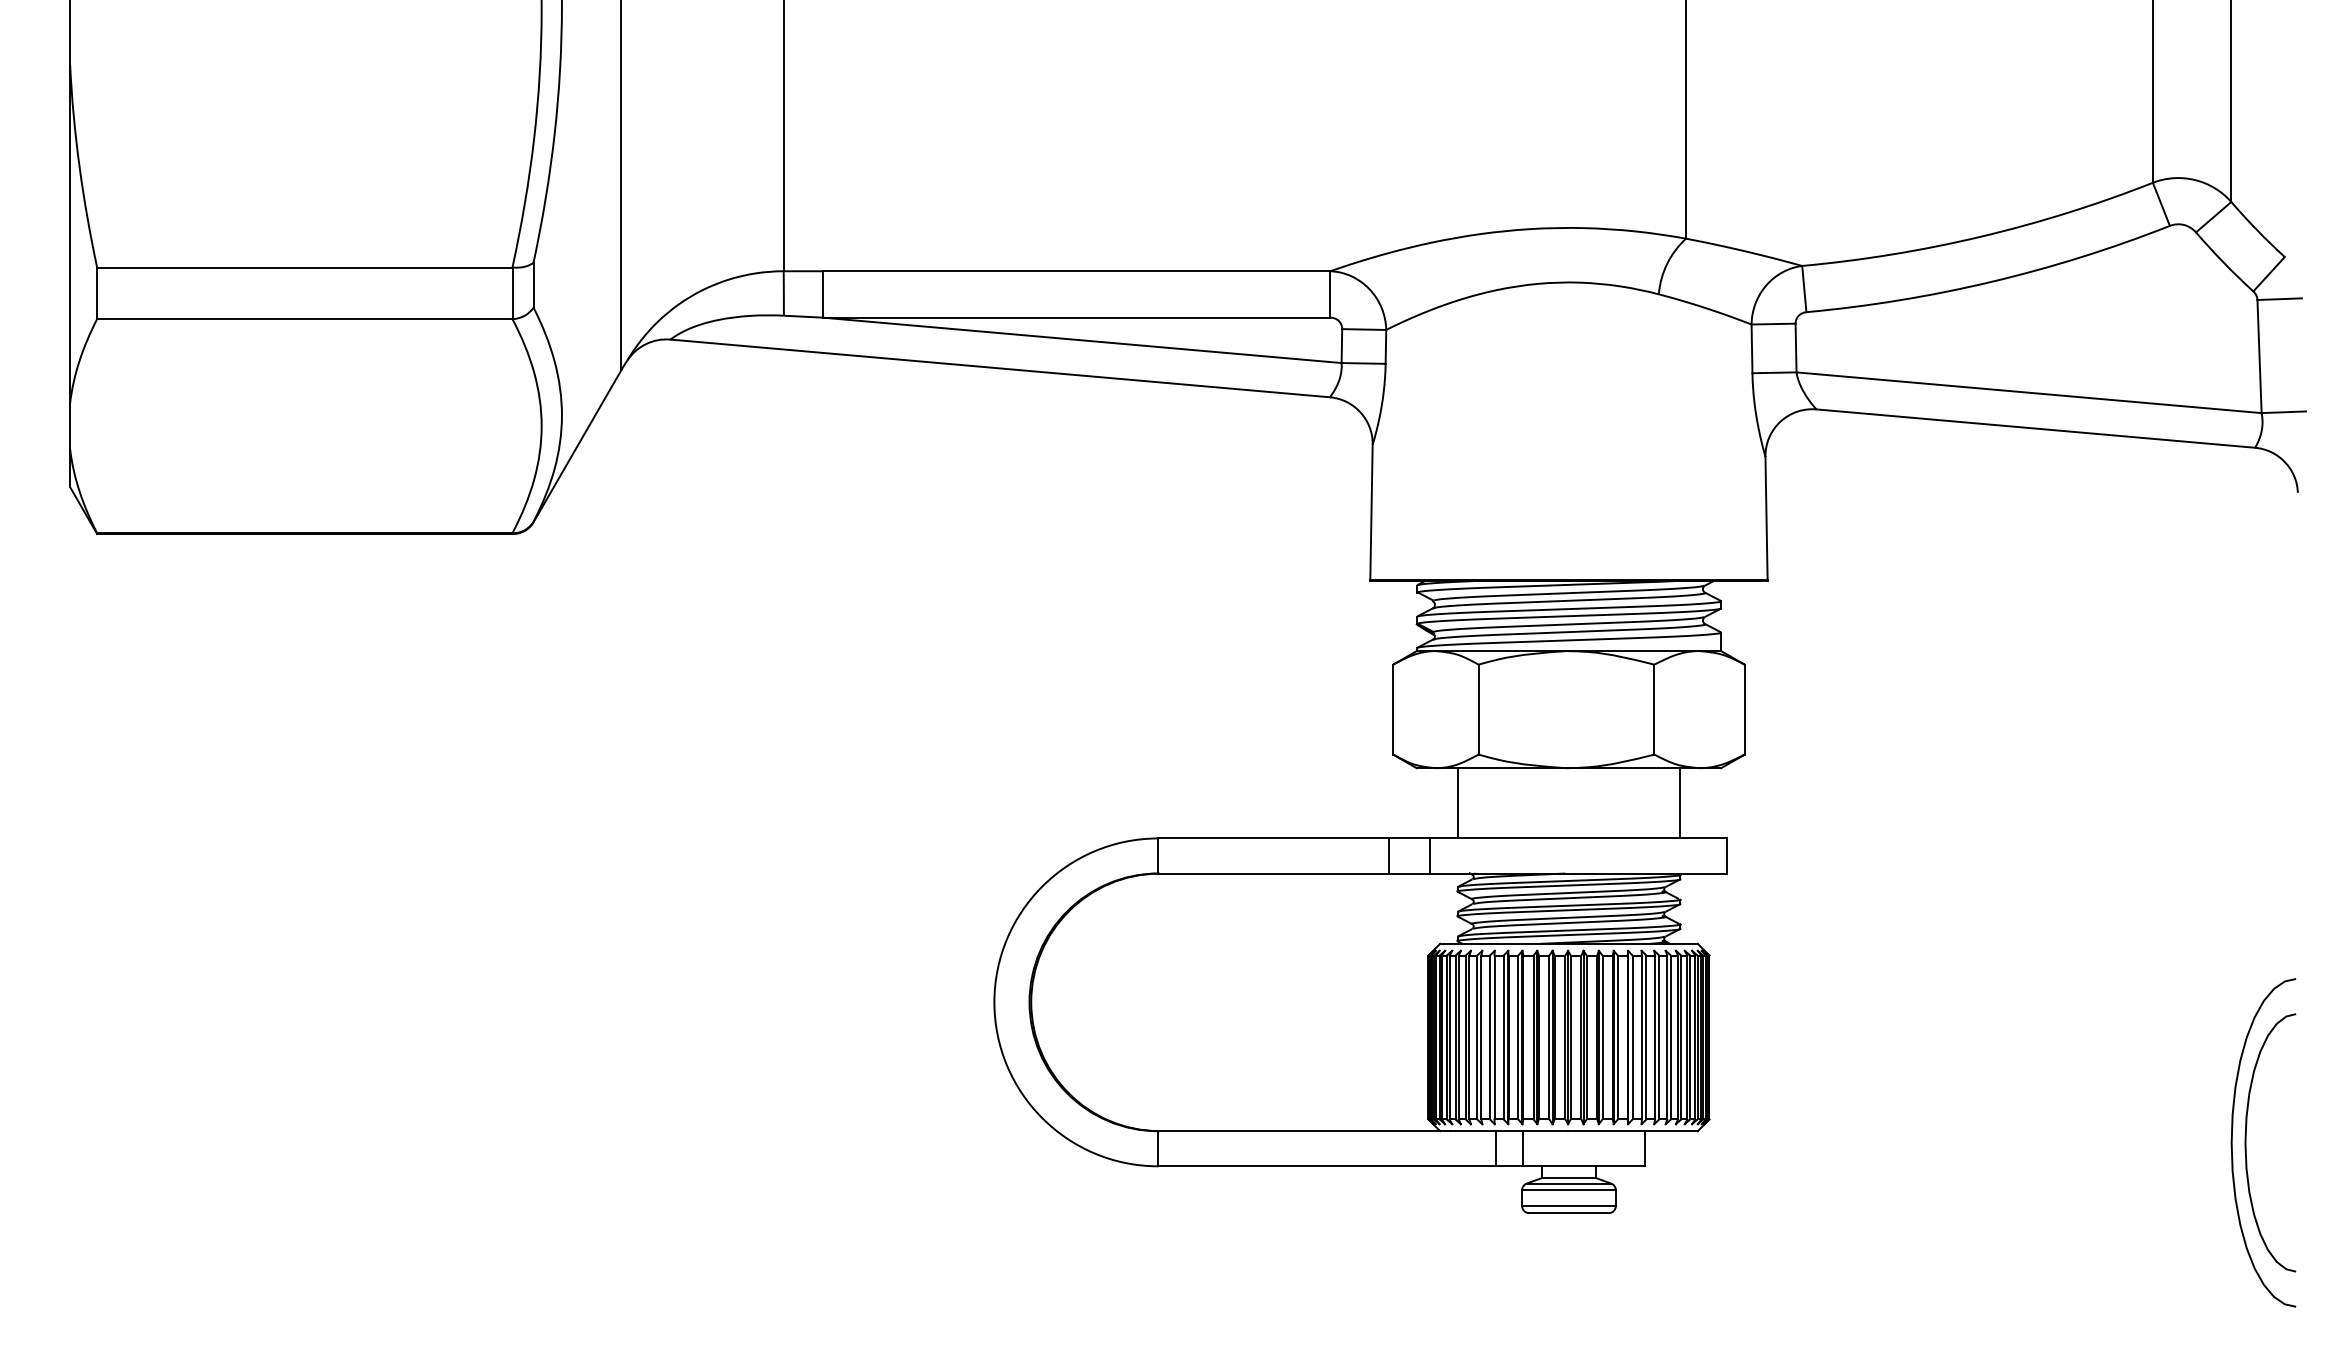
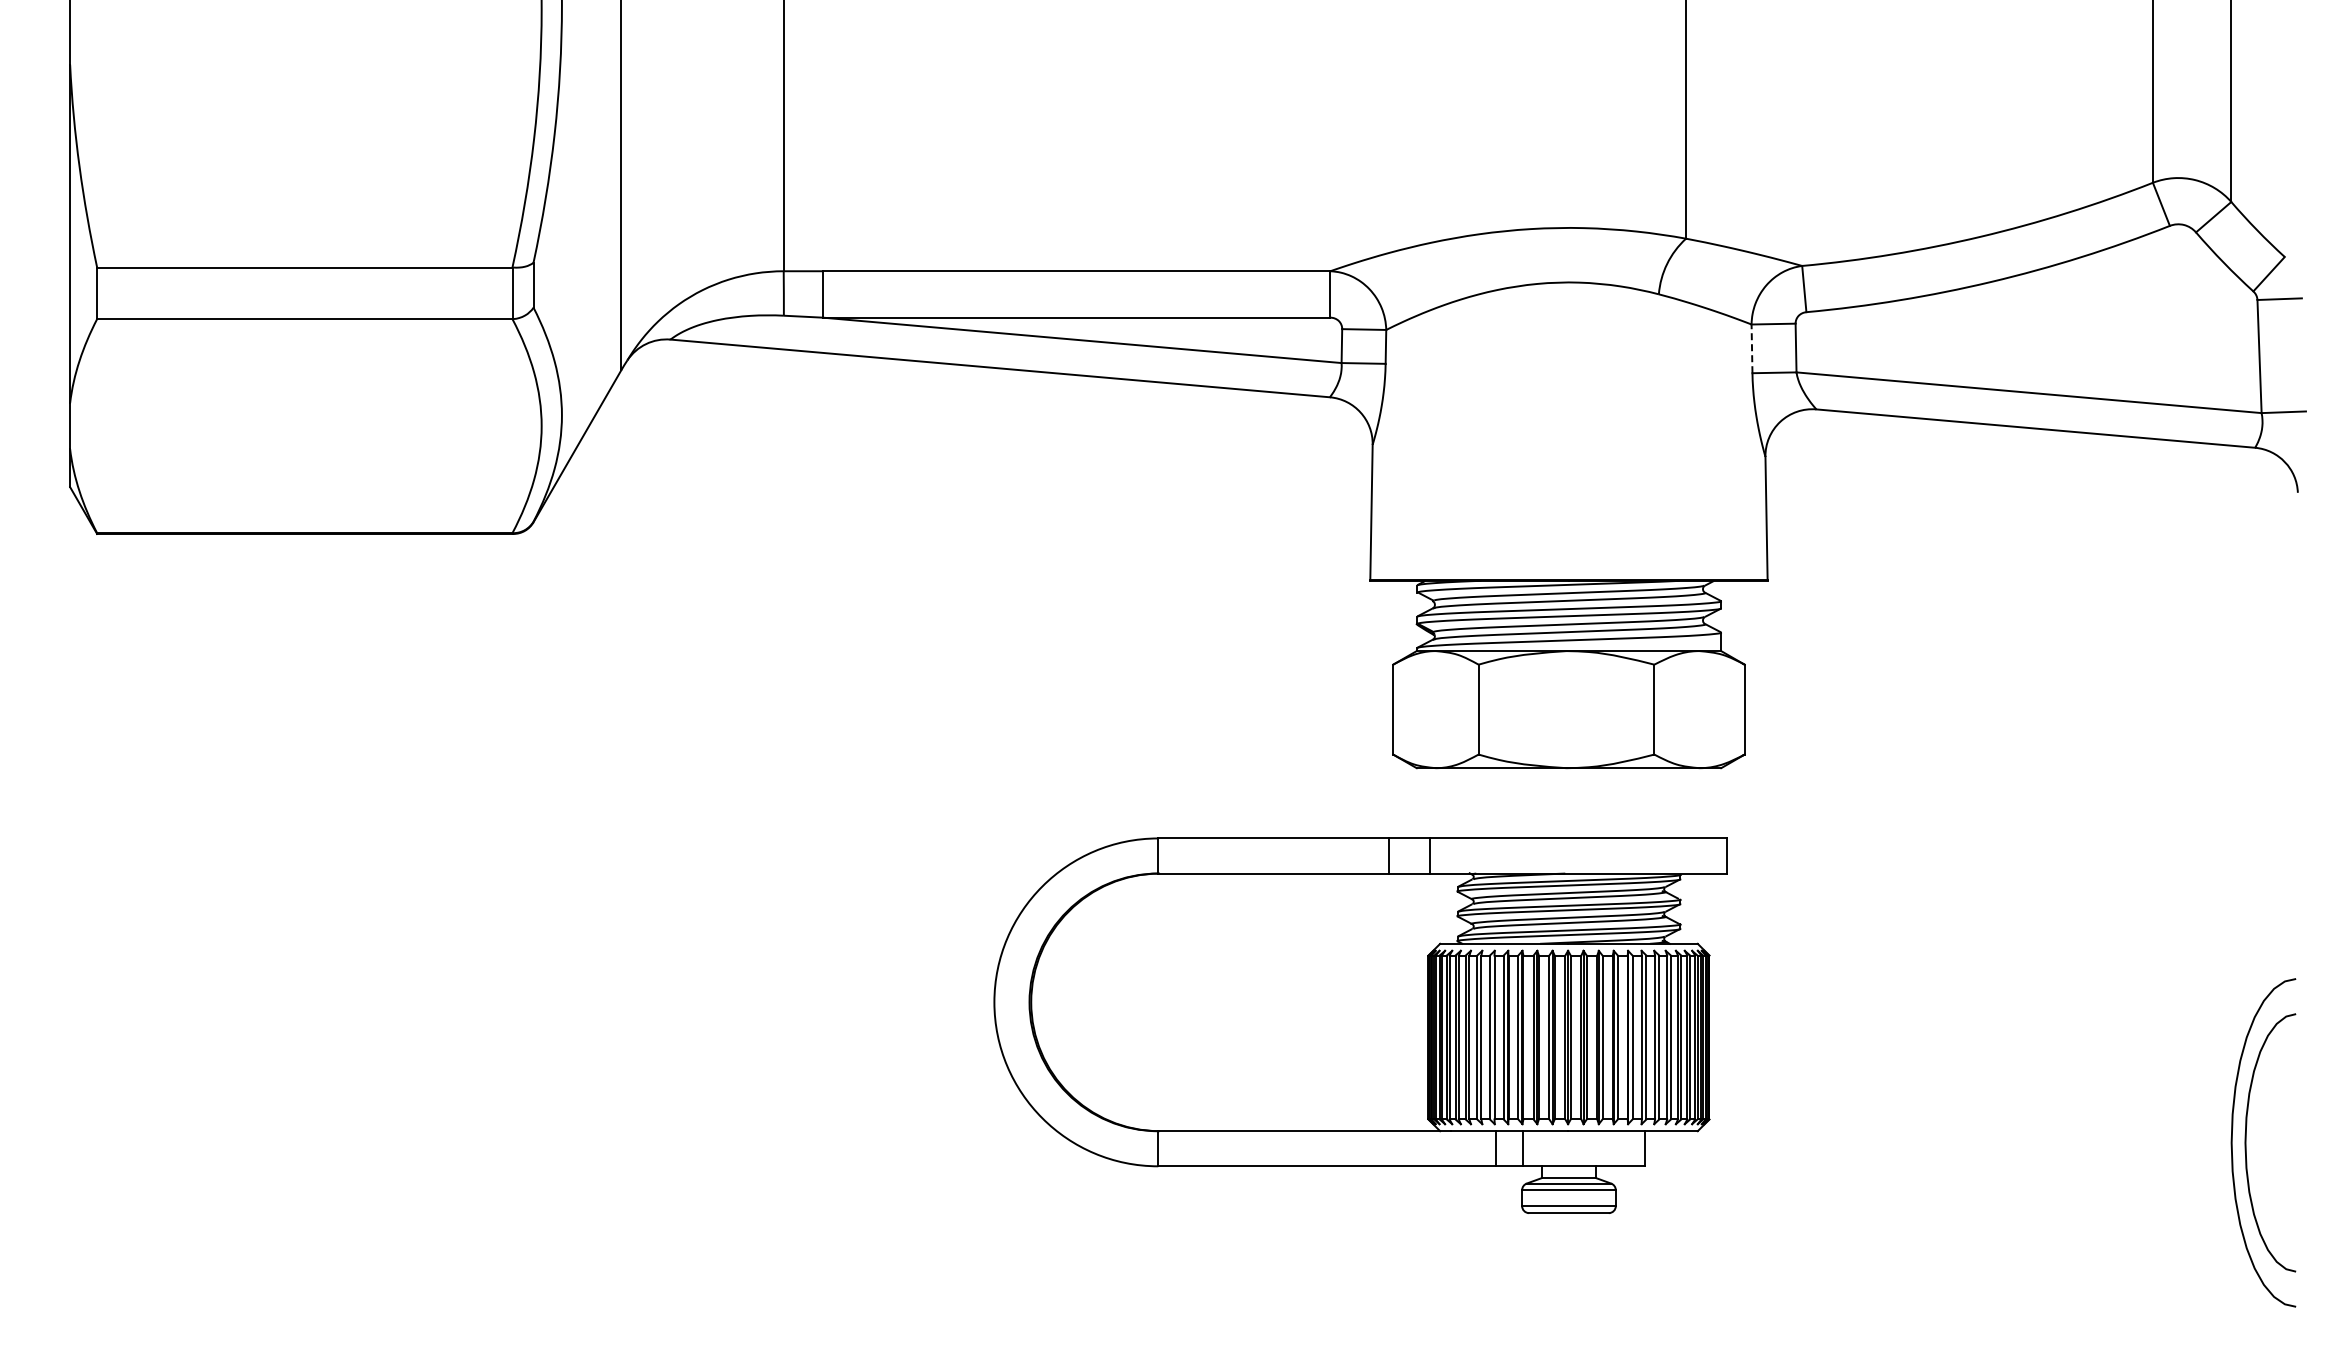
line: solid -> dashed (1752, 348)
line: present -> none (1457, 803)
line: present -> none (1680, 803)
